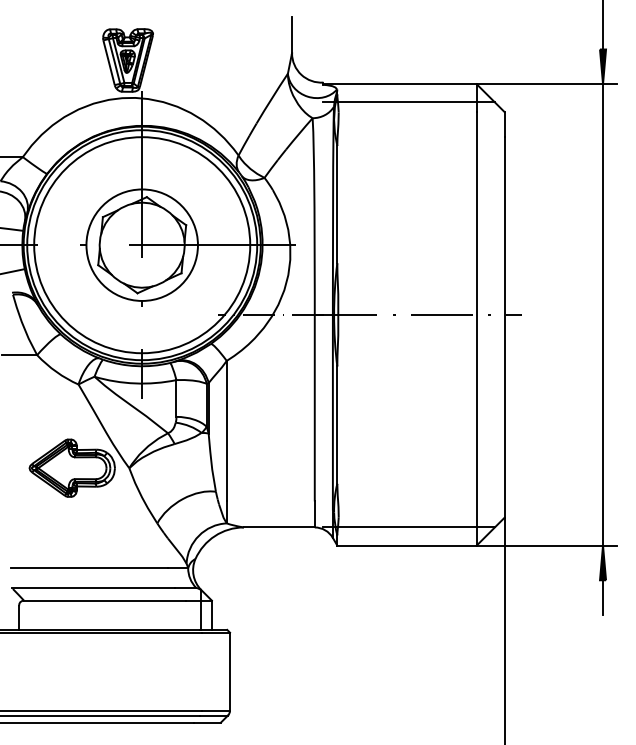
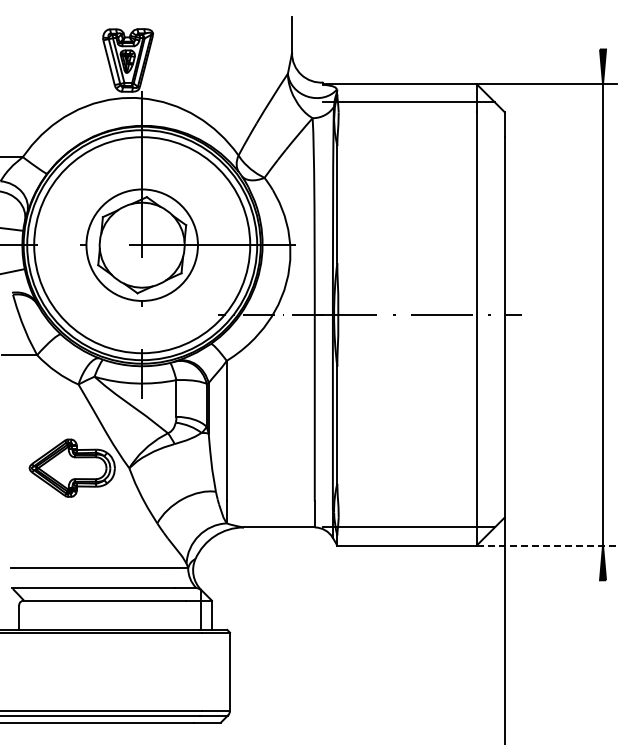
line: present -> none (603, 25)
line: solid -> dashed (547, 545)
line: present -> none (603, 597)
